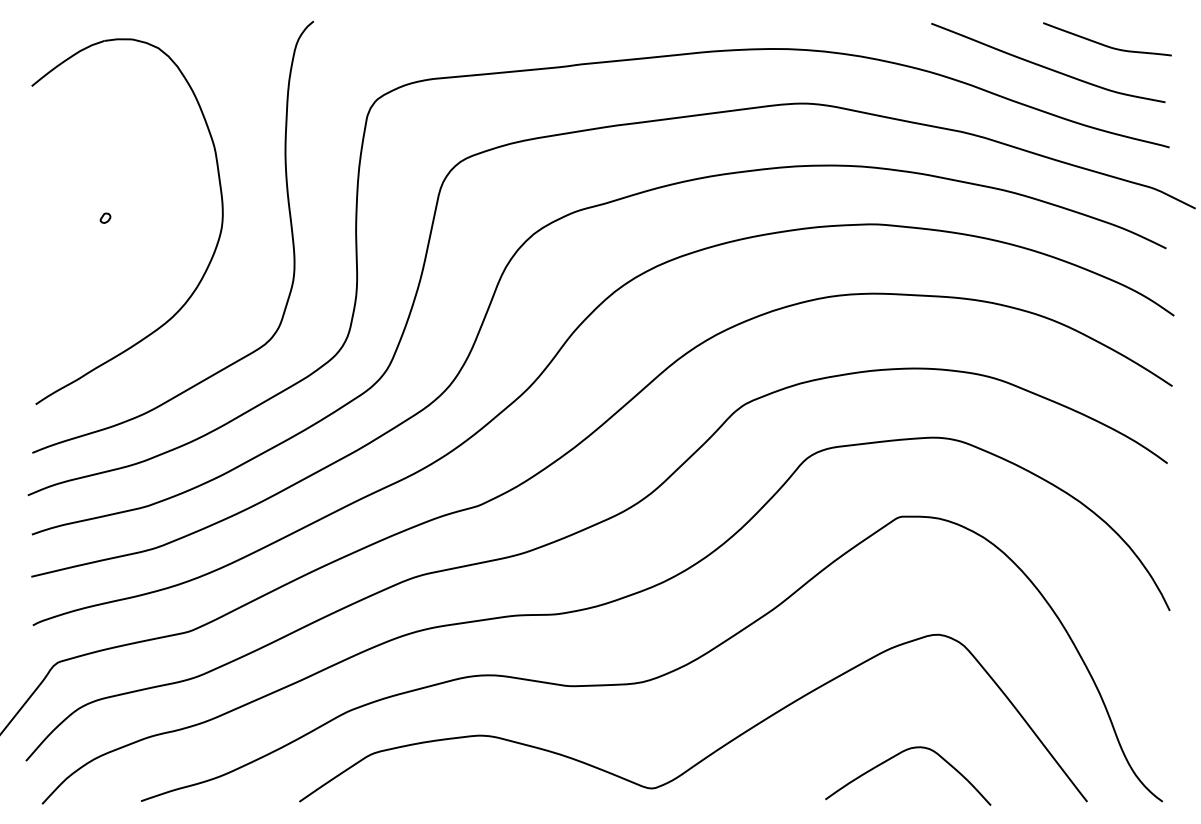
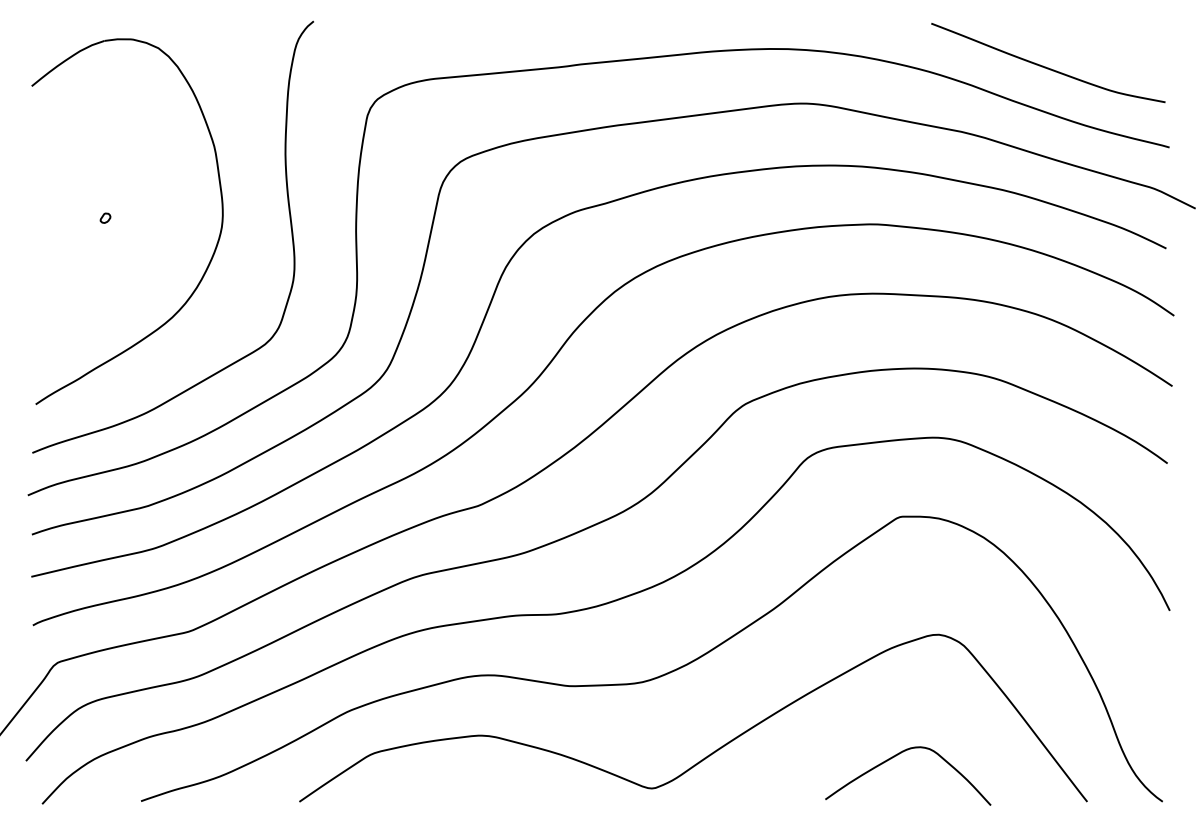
curve: present -> none (1105, 44)
